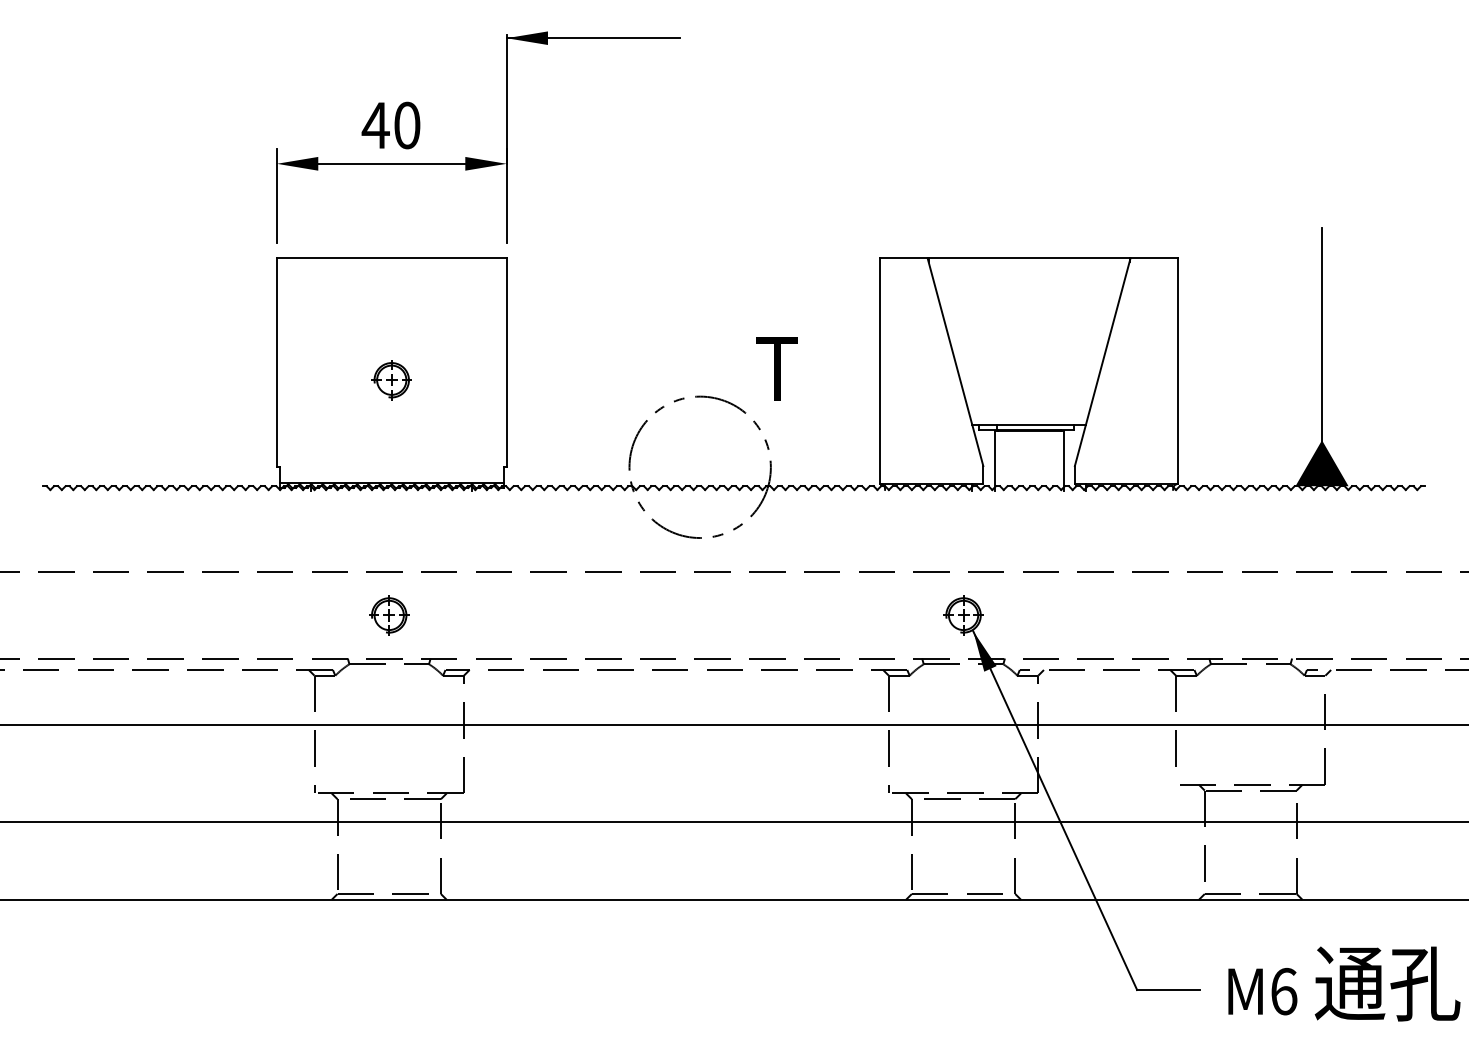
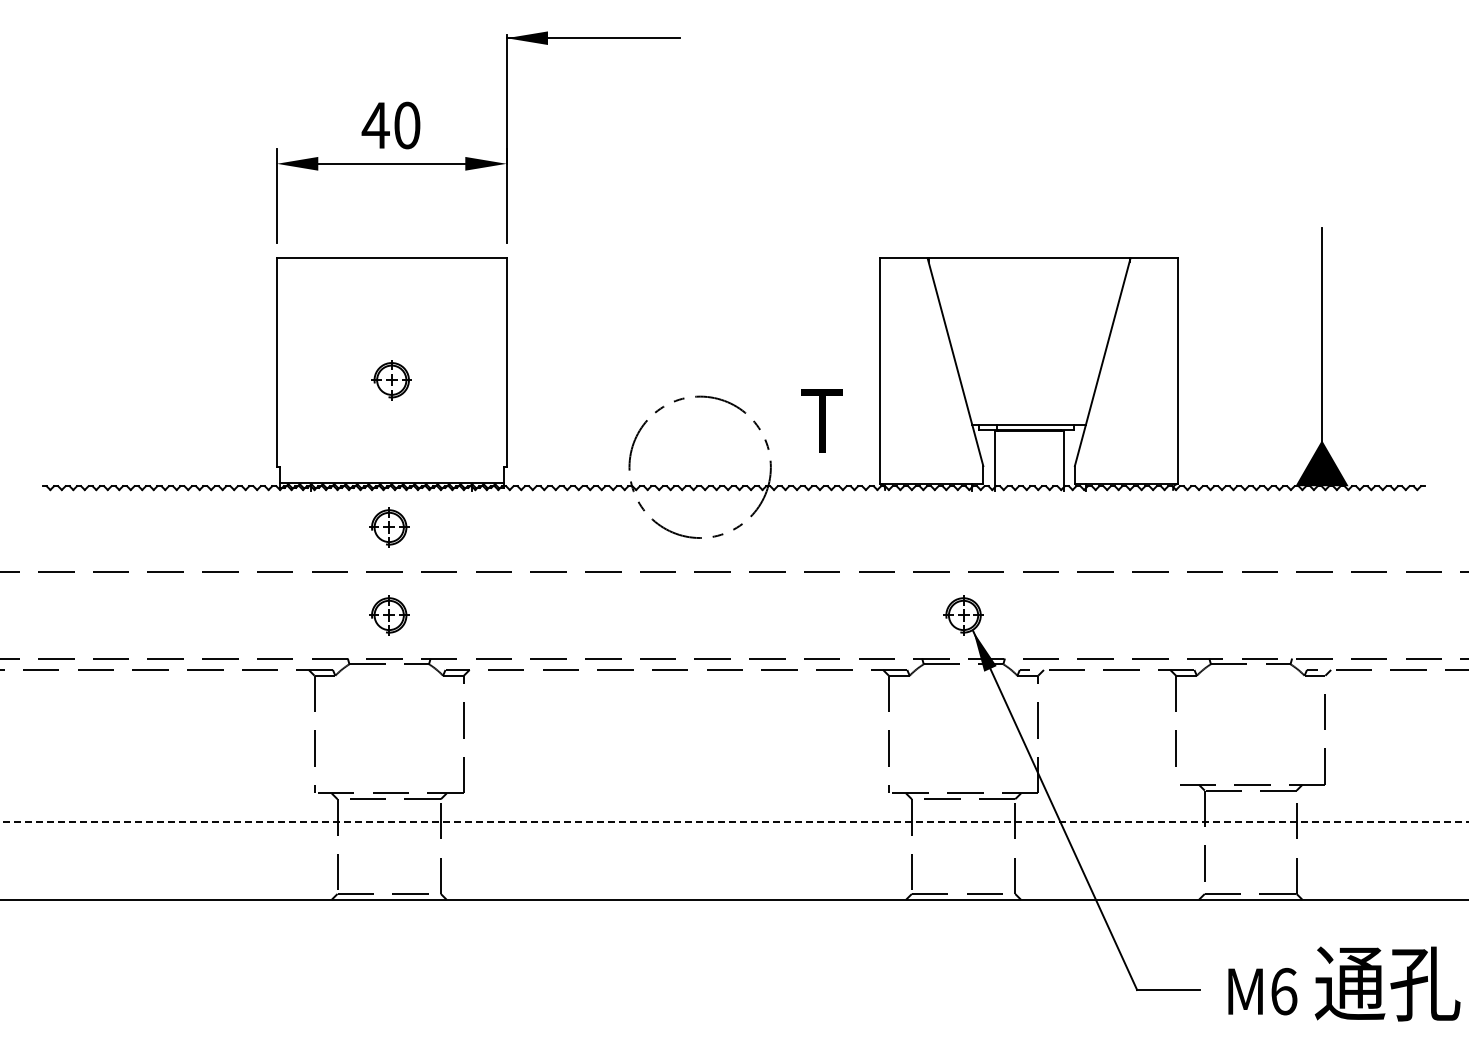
text position: (776, 368) -> (821, 420) (821, 420)
part: none -> present (389, 527)
line: present -> none (733, 724)
line: solid -> dashed (734, 822)
